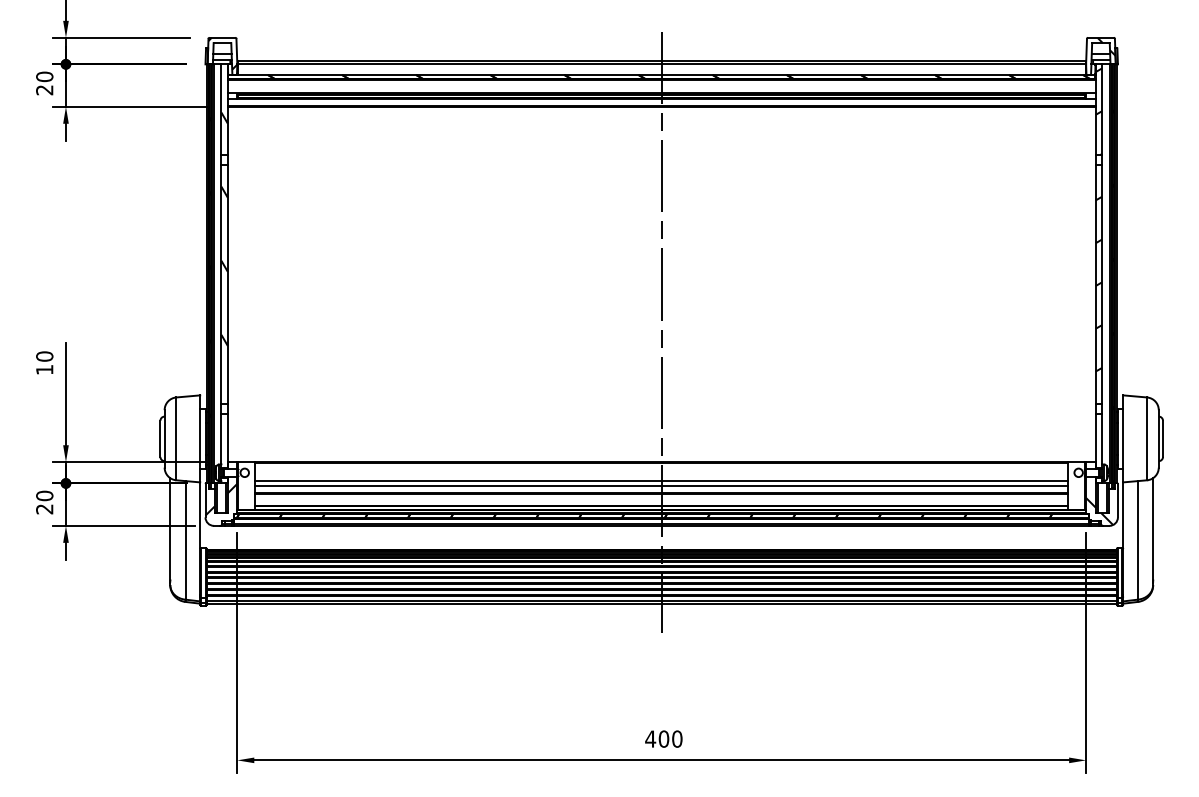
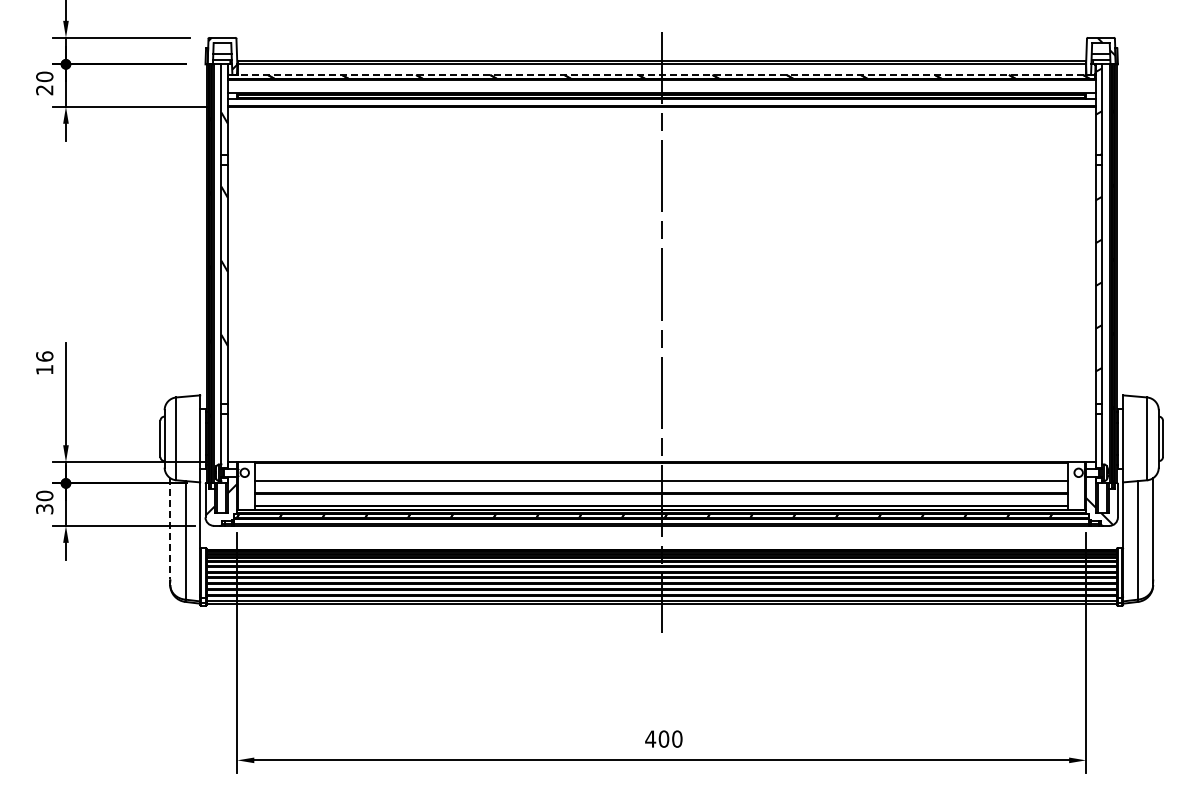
line: solid -> dashed (661, 74)
text: 10 -> 16 (44, 356)
line: present -> none (661, 485)
text: 20 -> 30 (44, 509)
line: solid -> dashed (170, 529)
